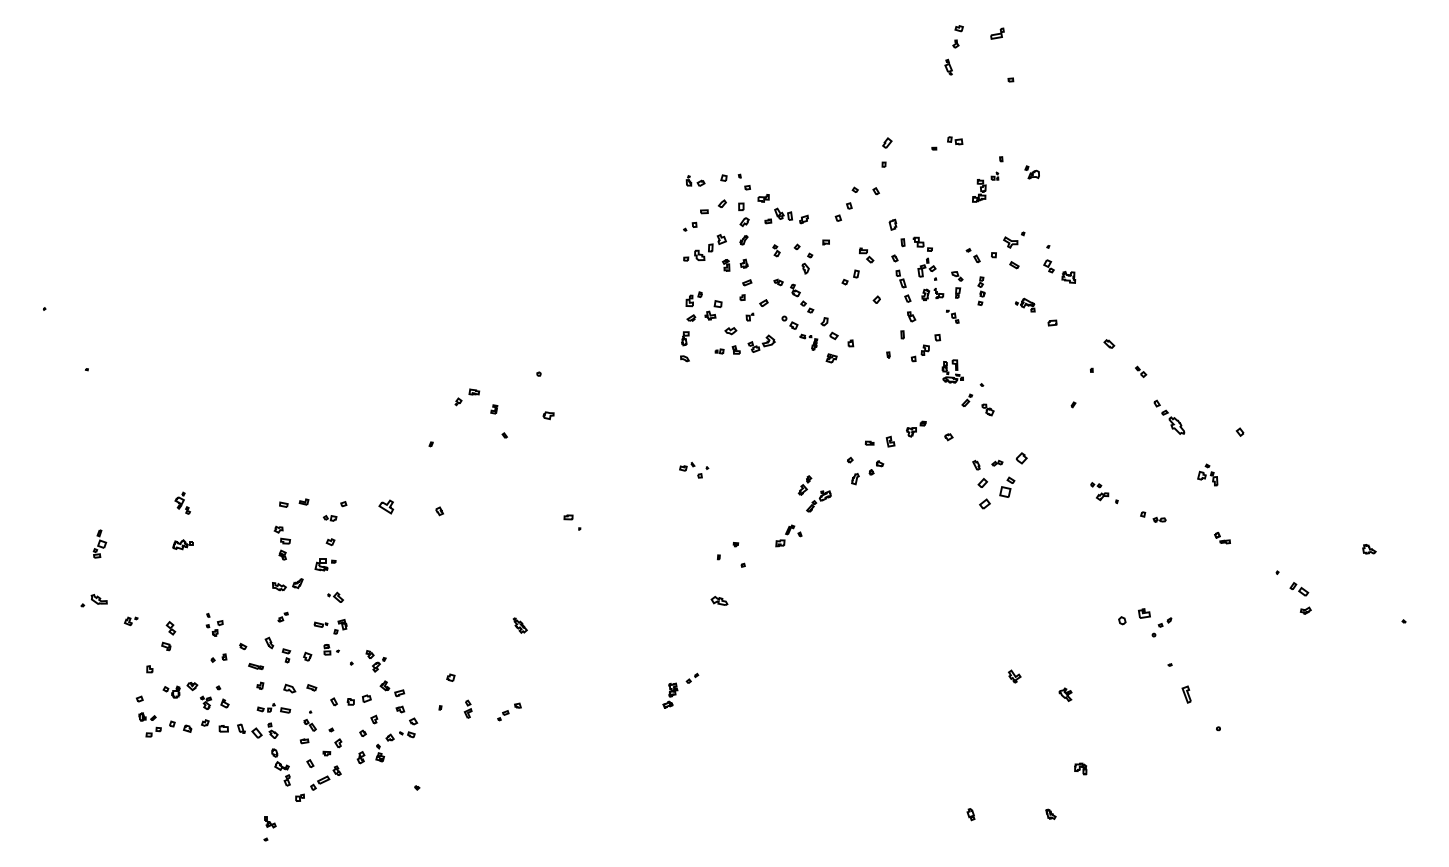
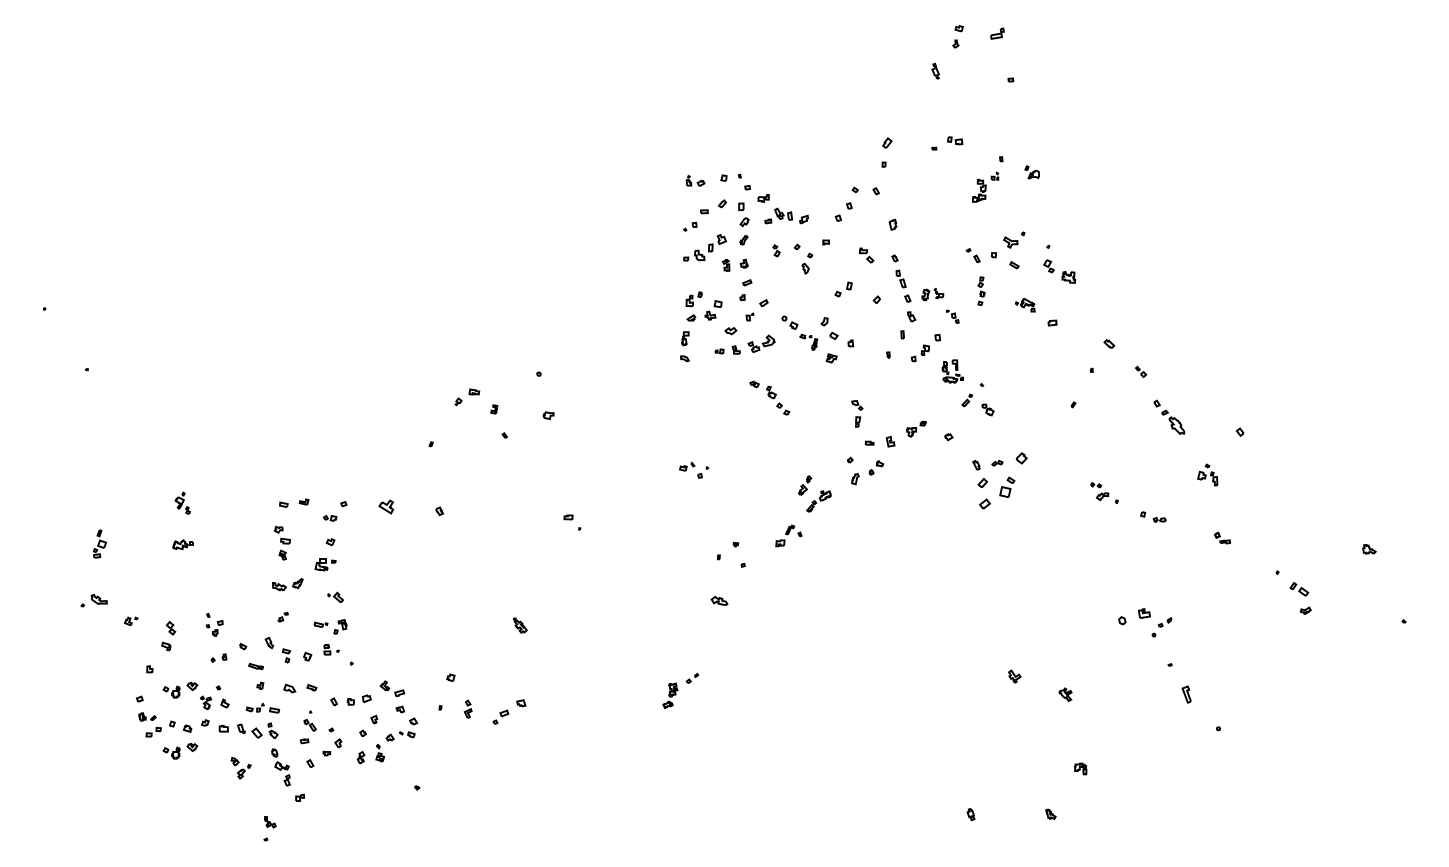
part position: (948, 66) -> (935, 70) (935, 70)
part: present -> none (919, 265)
part position: (850, 277) -> (843, 289) (843, 289)
part position: (957, 284) -> (857, 413) (857, 413)
part position: (793, 295) -> (769, 397) (769, 397)
part position: (375, 661) -> (240, 768) (240, 768)
part position: (273, 708) -> (262, 708) (262, 708)
part size: 25x20 px -> 35x26 px (509, 711)
part: none -> present (180, 750)
part: present -> none (325, 777)
